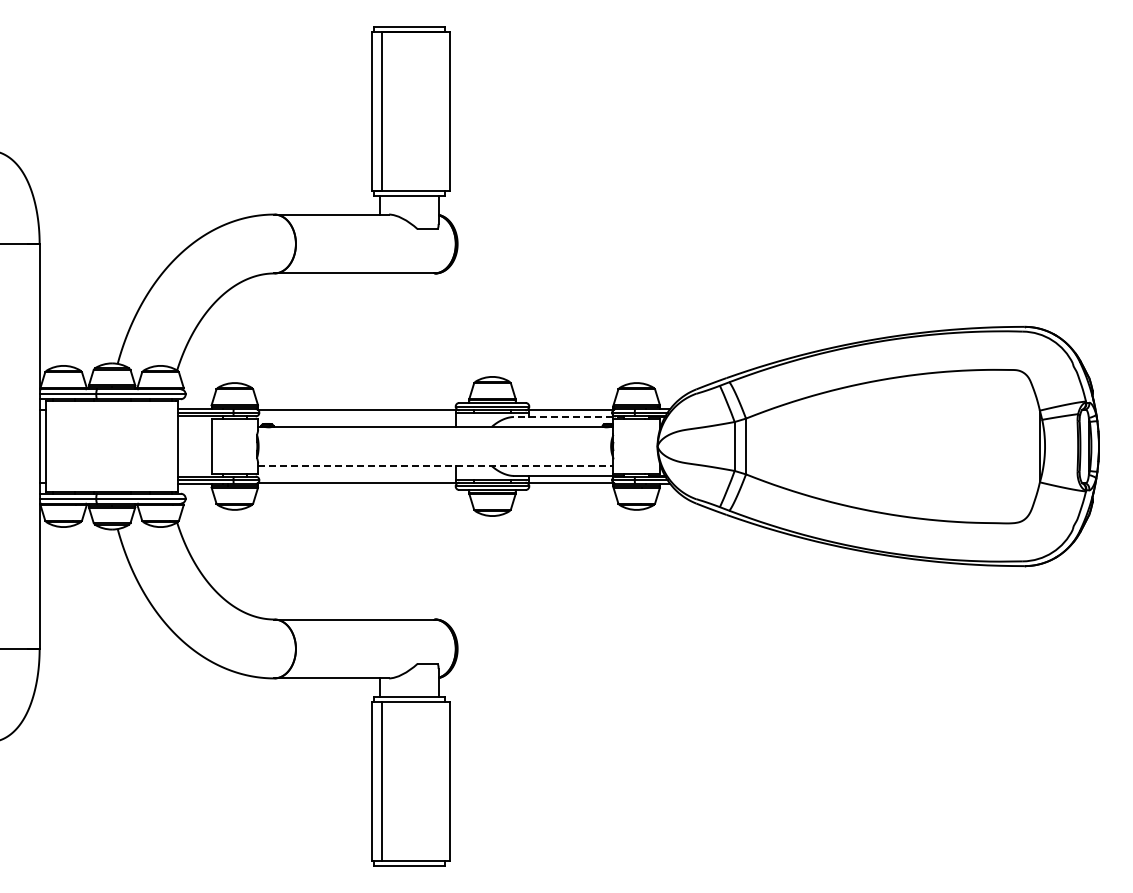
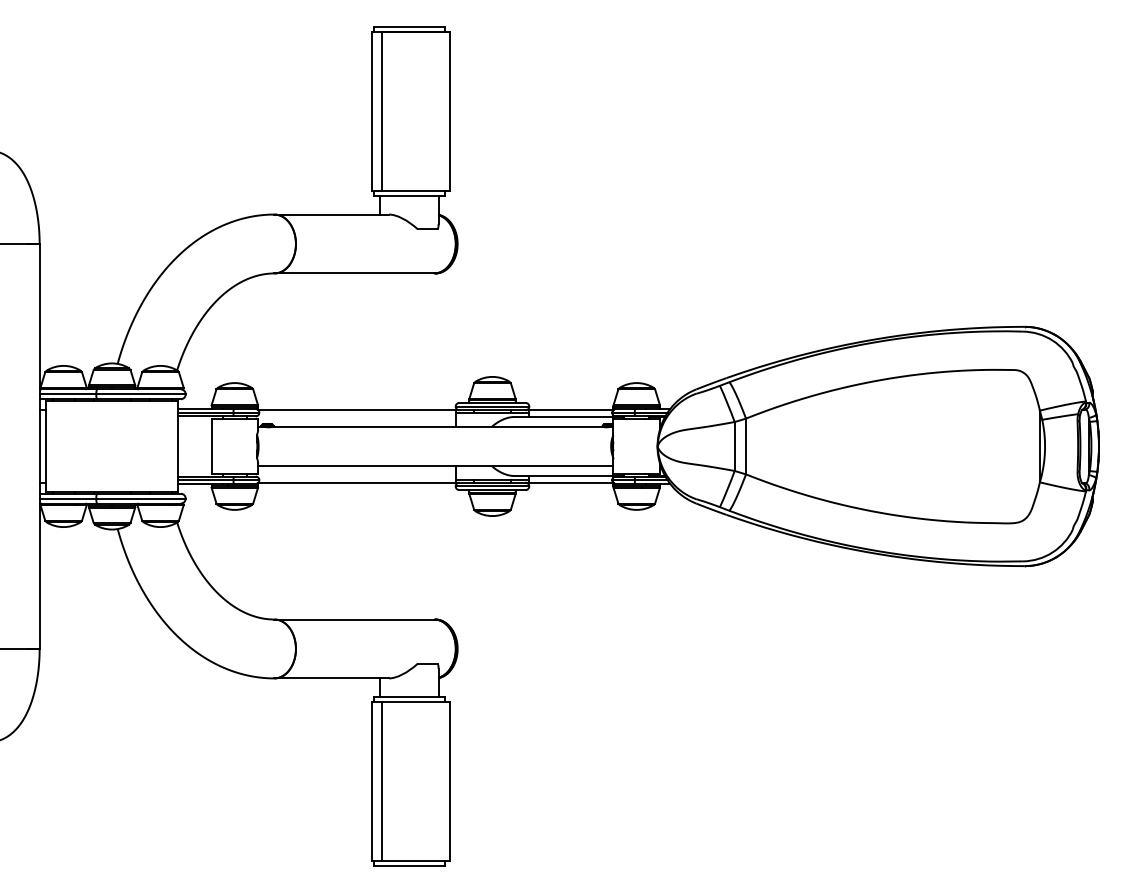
line: dashed -> solid (568, 417)
line: dashed -> solid (435, 466)
